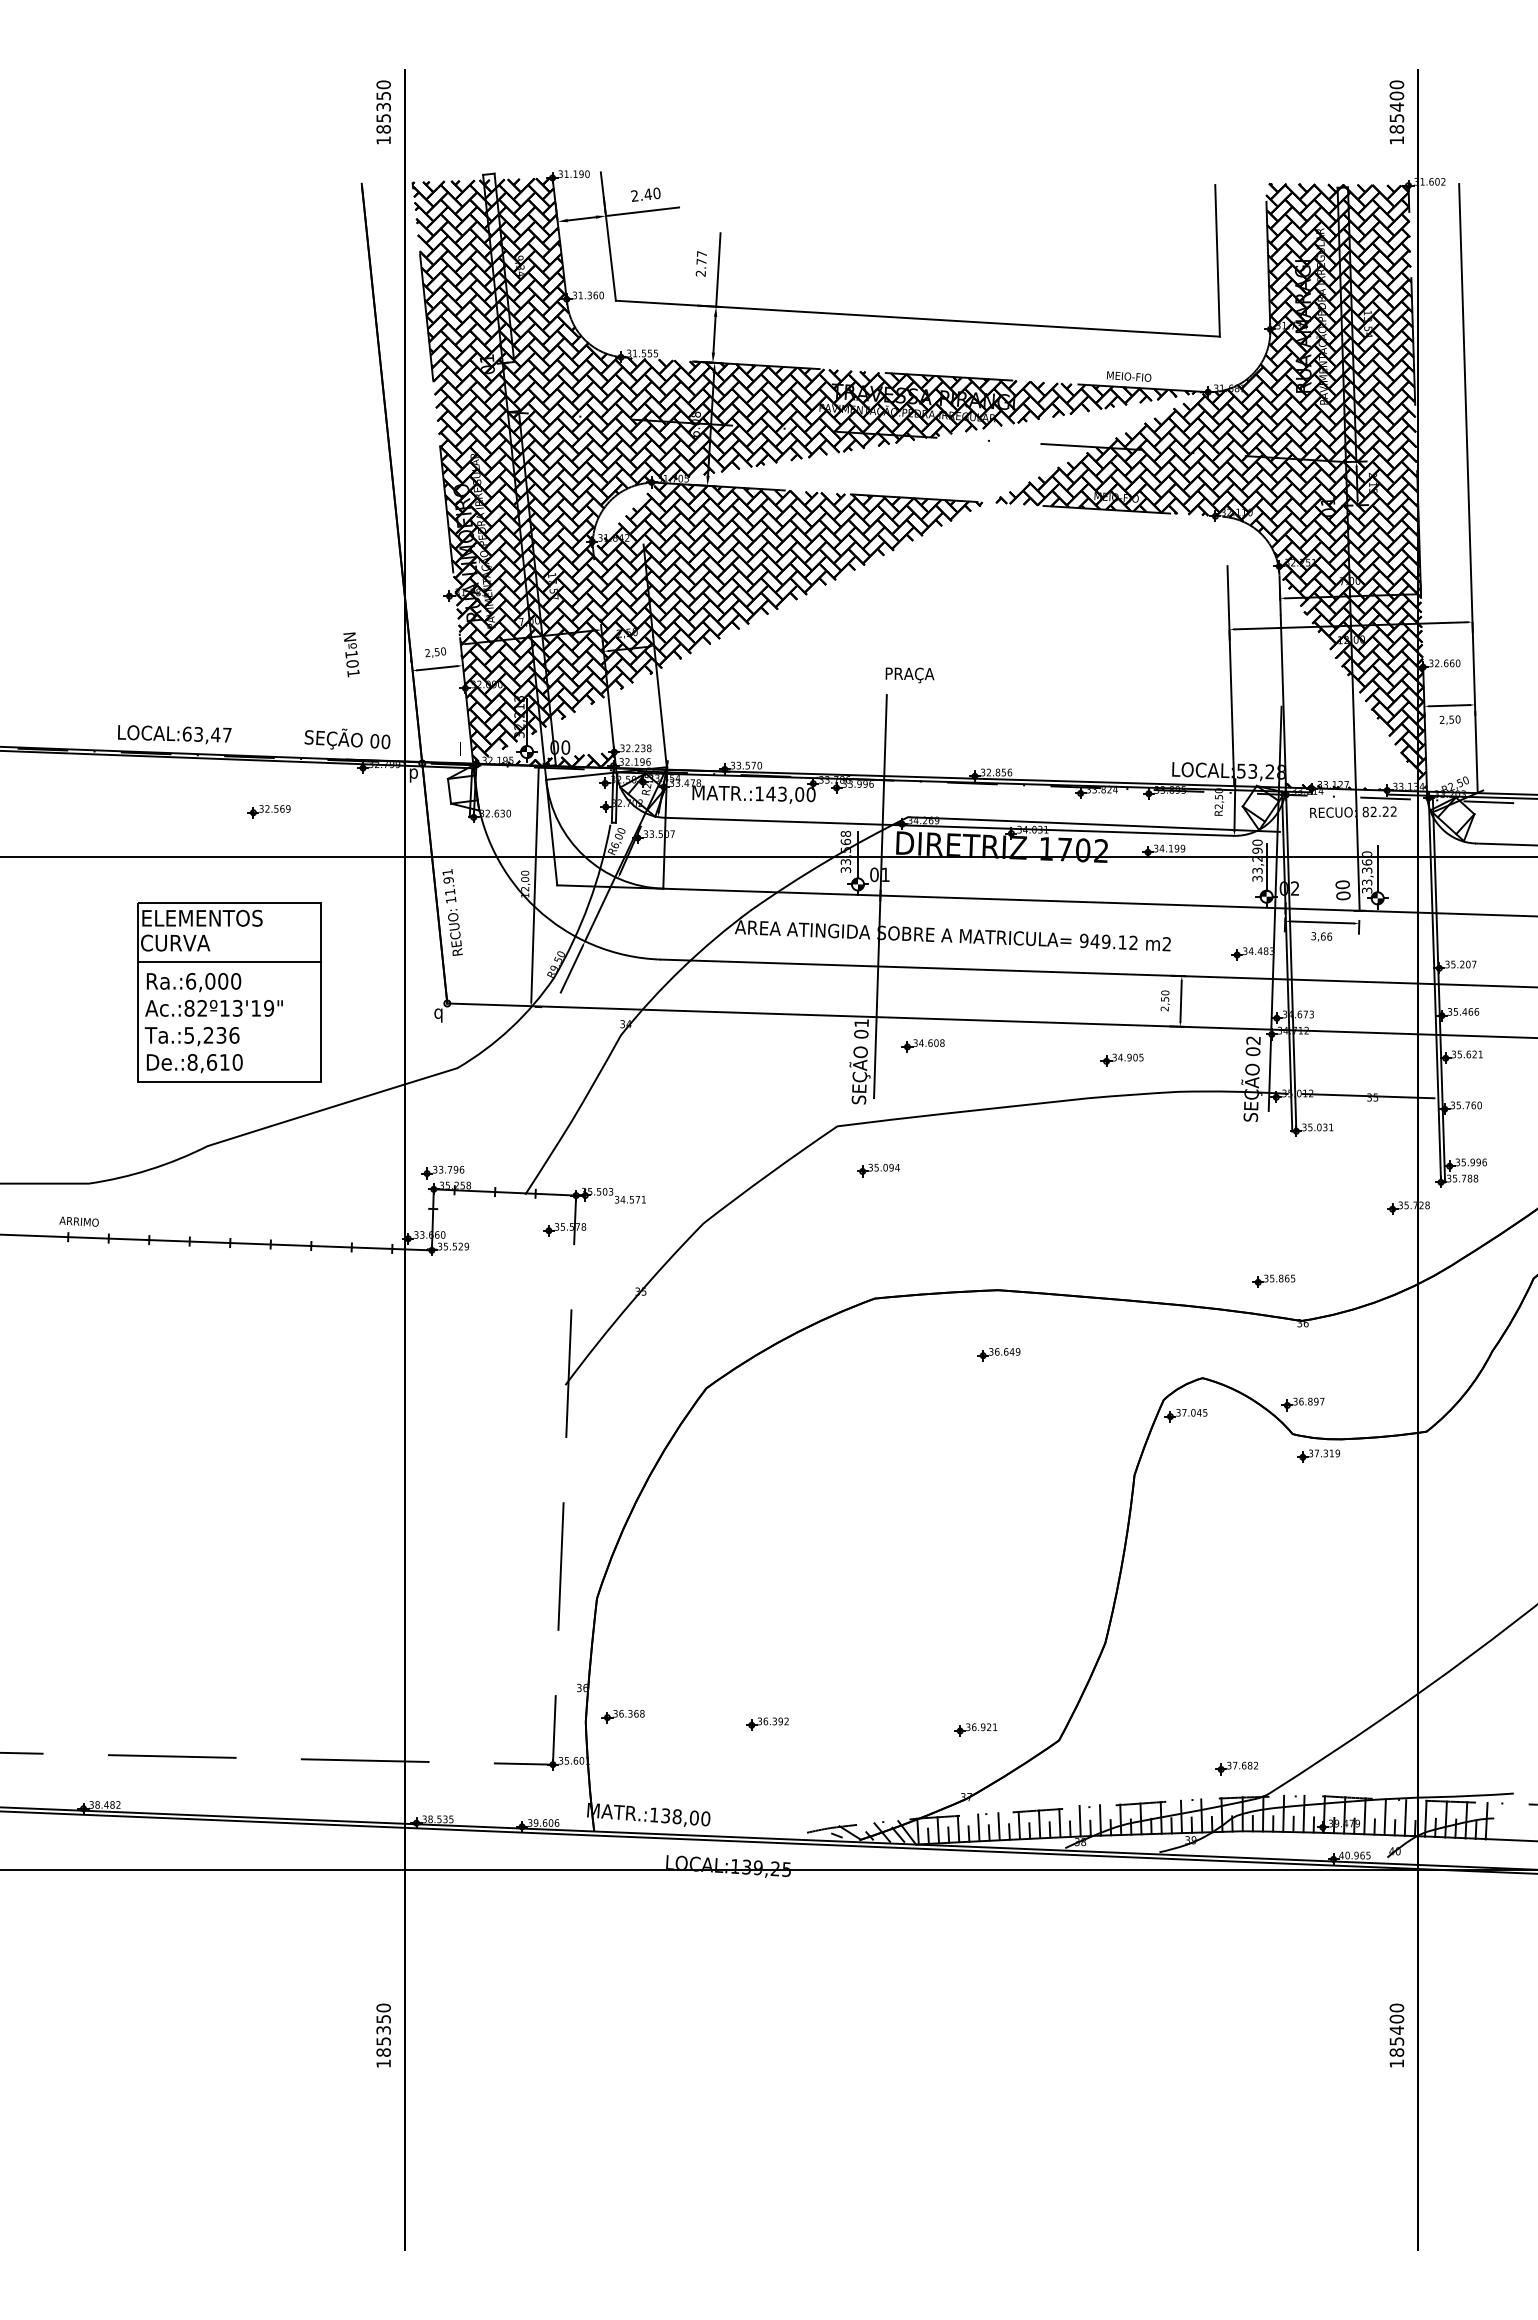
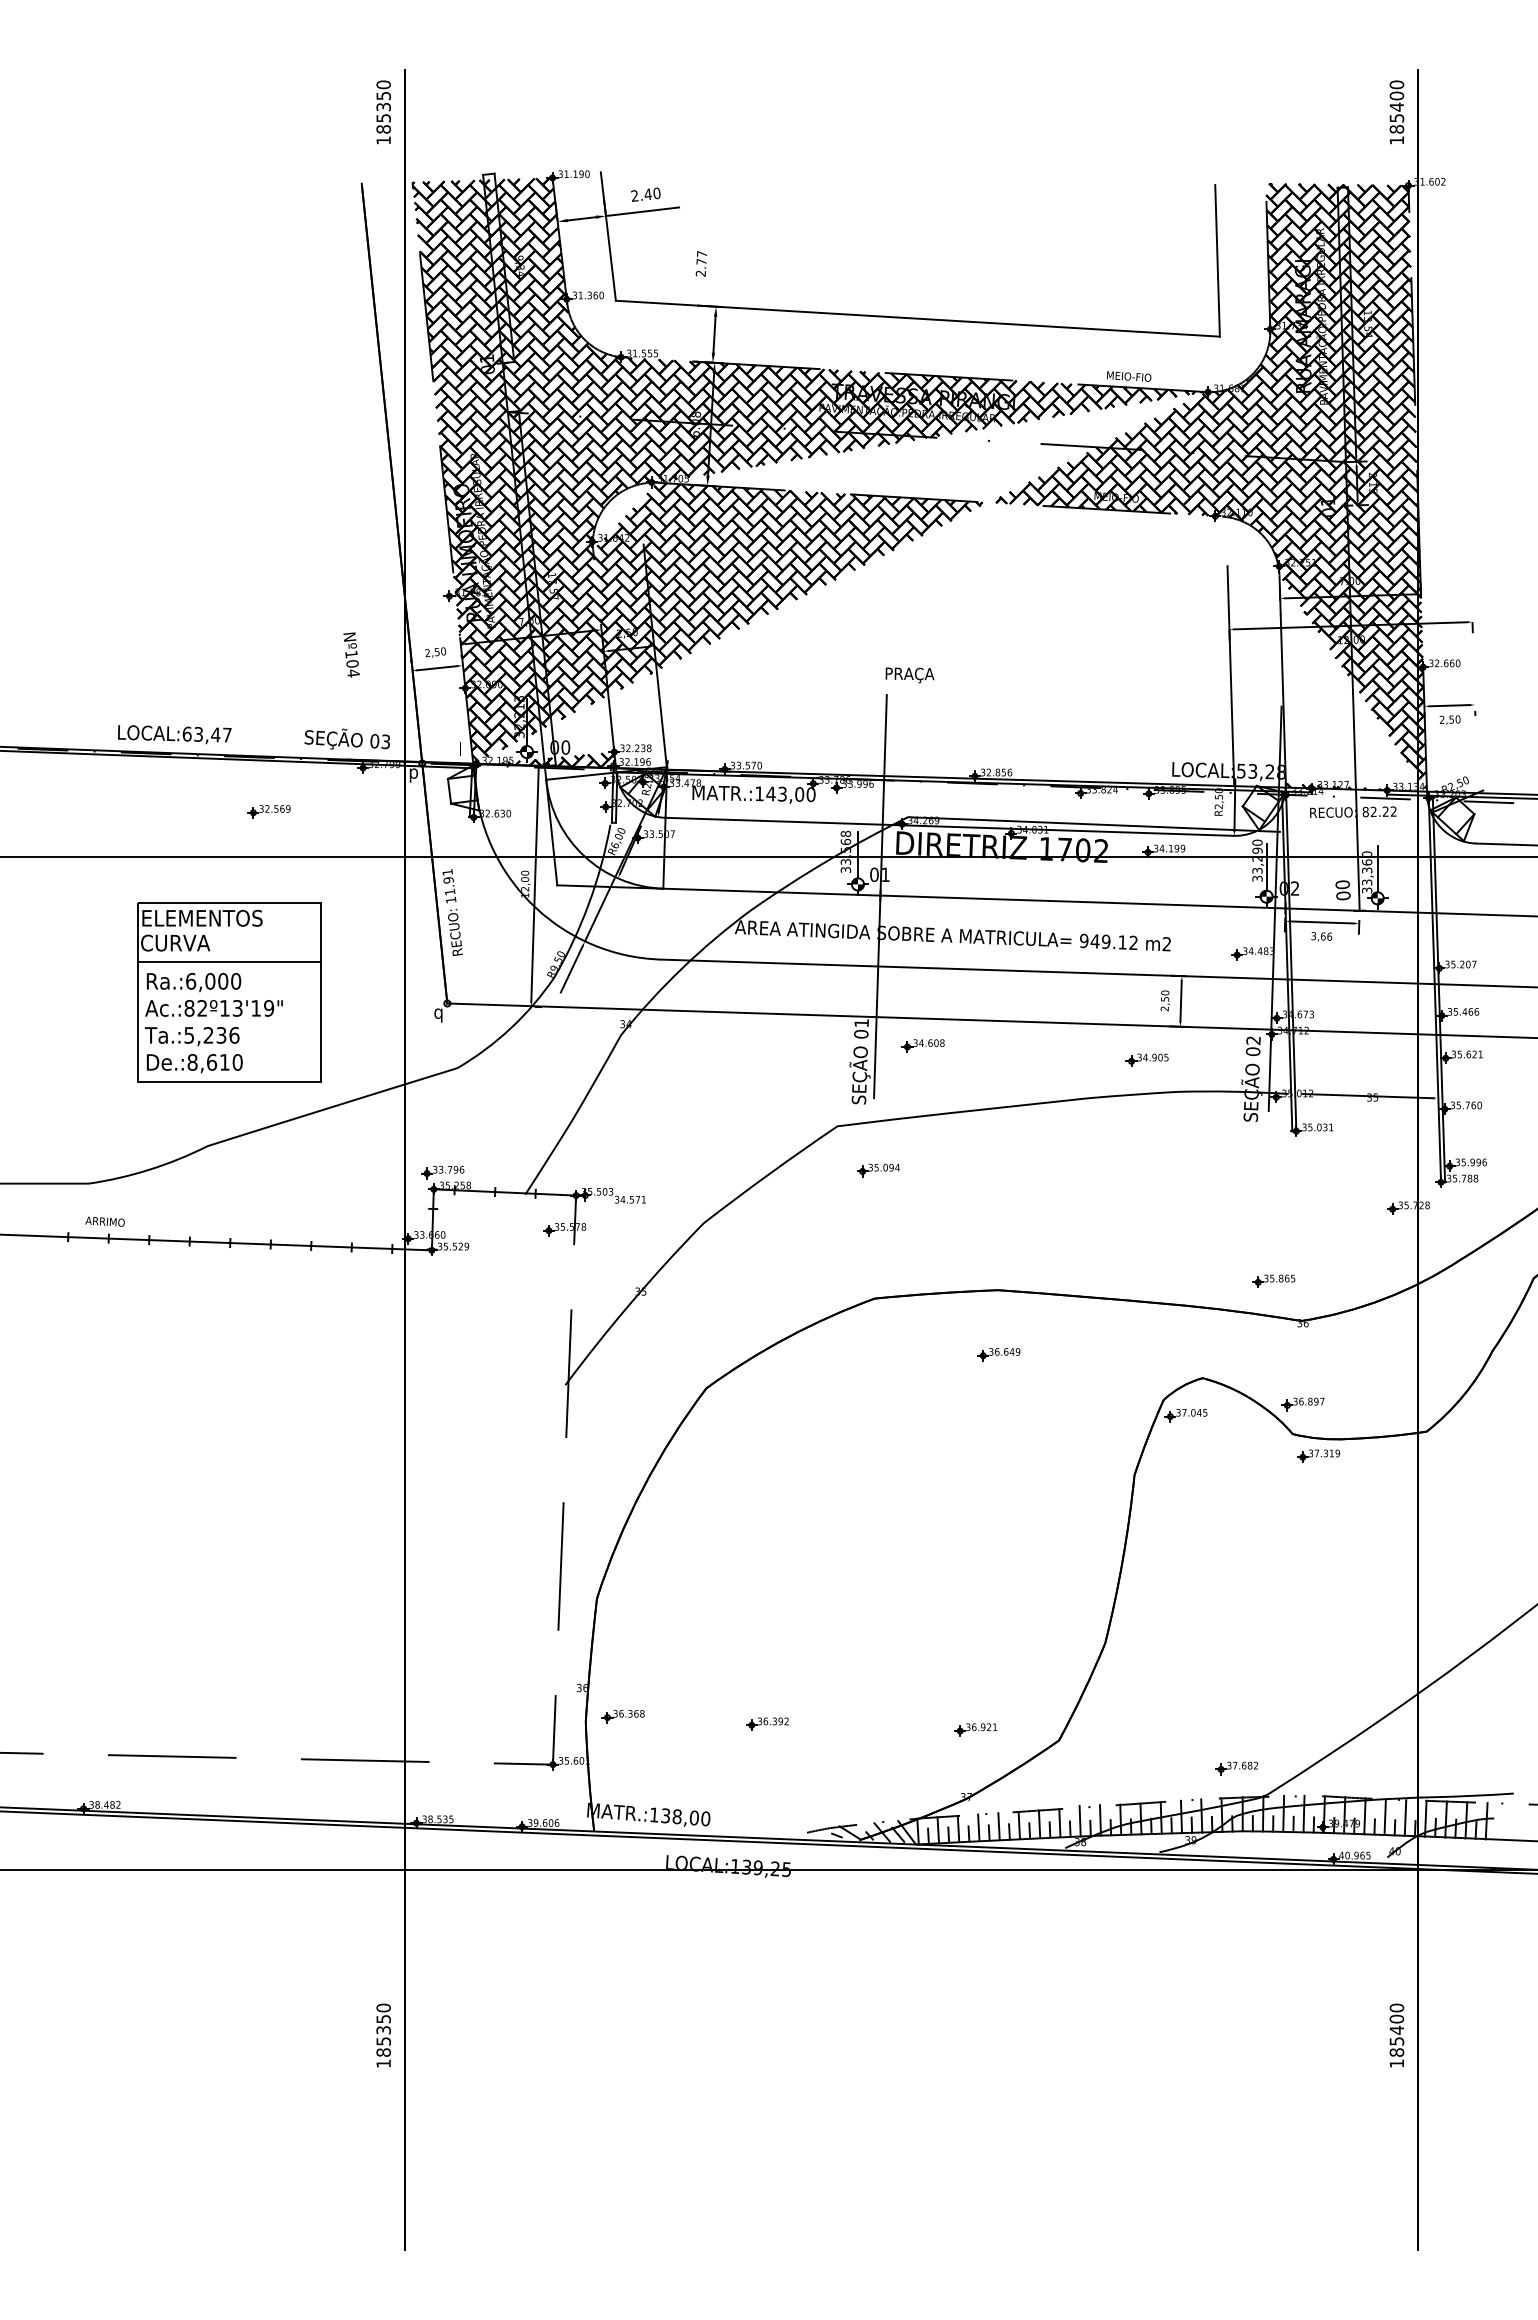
line: present -> none (718, 269)
line: present -> none (1468, 488)
text: Nº101 -> Nº104 (353, 673)
text: 00 -> 03 (385, 741)
part position: (1121, 1059) -> (1146, 1059) (1146, 1059)
text position: (78, 1221) -> (104, 1221) (104, 1221)
